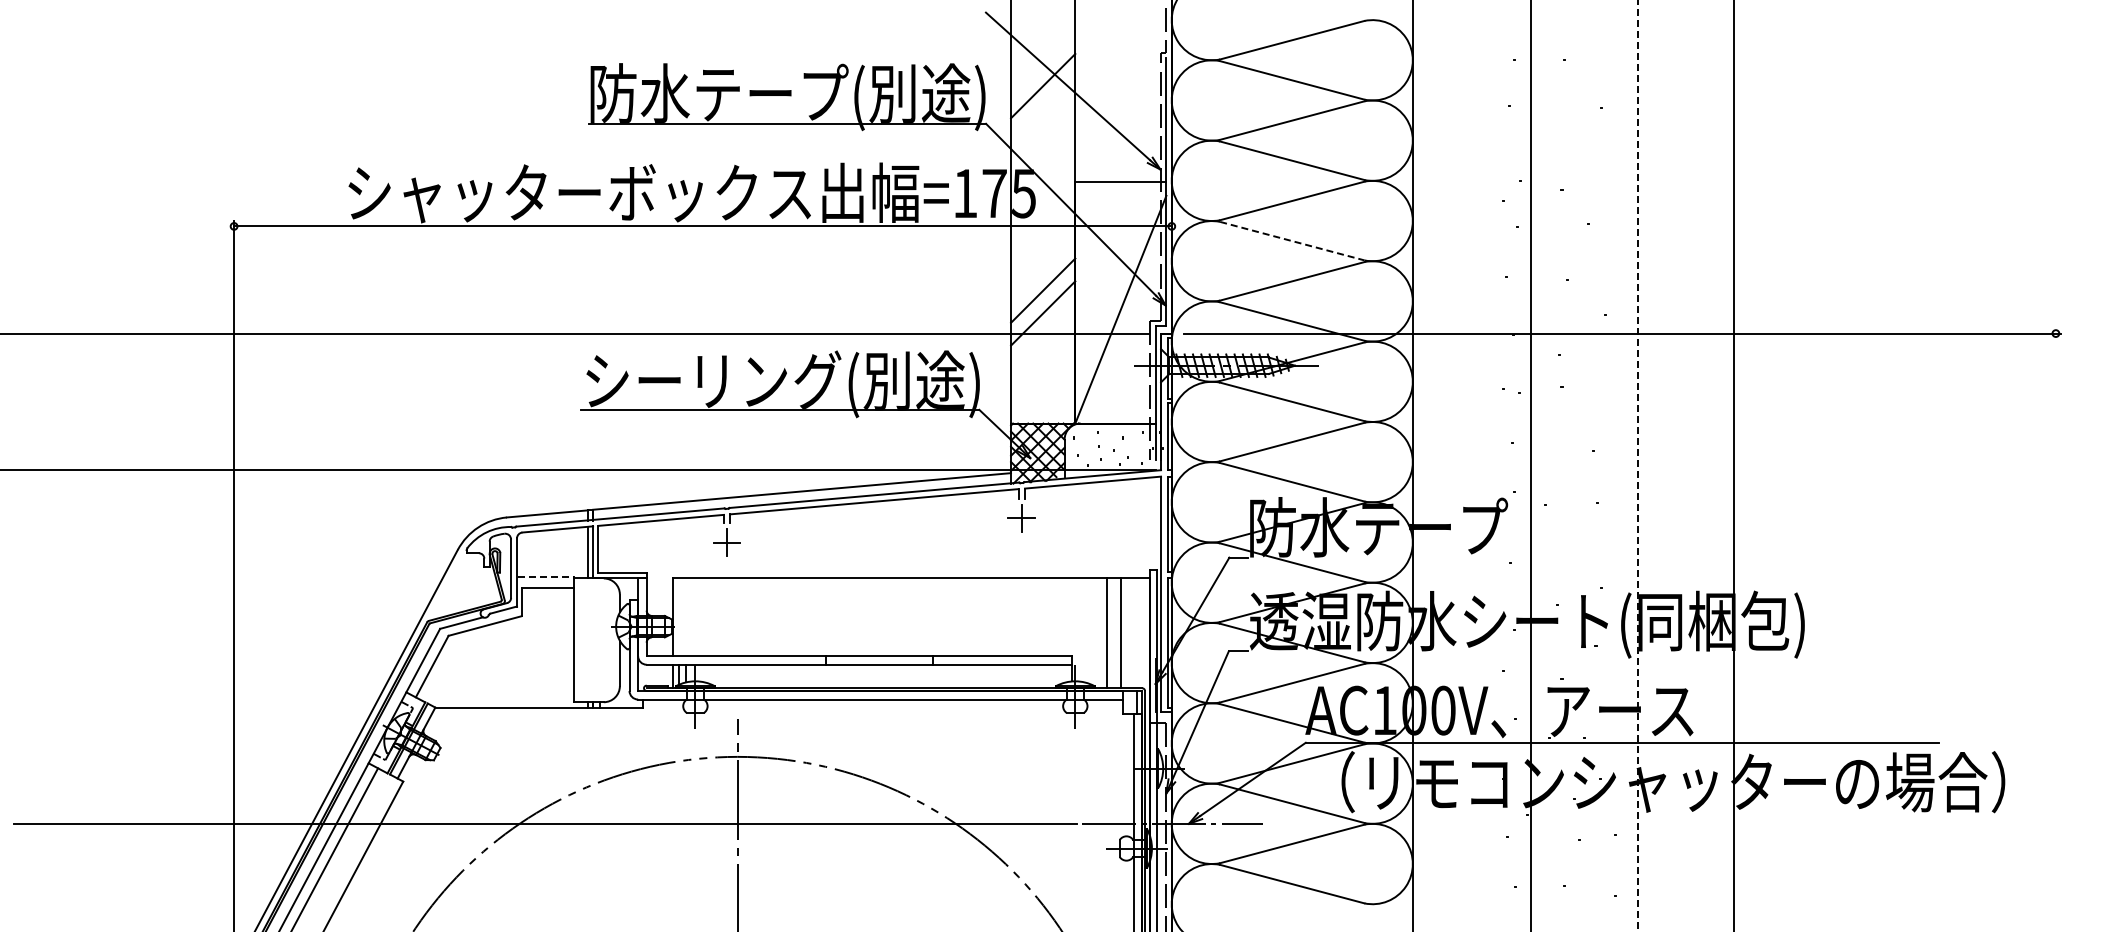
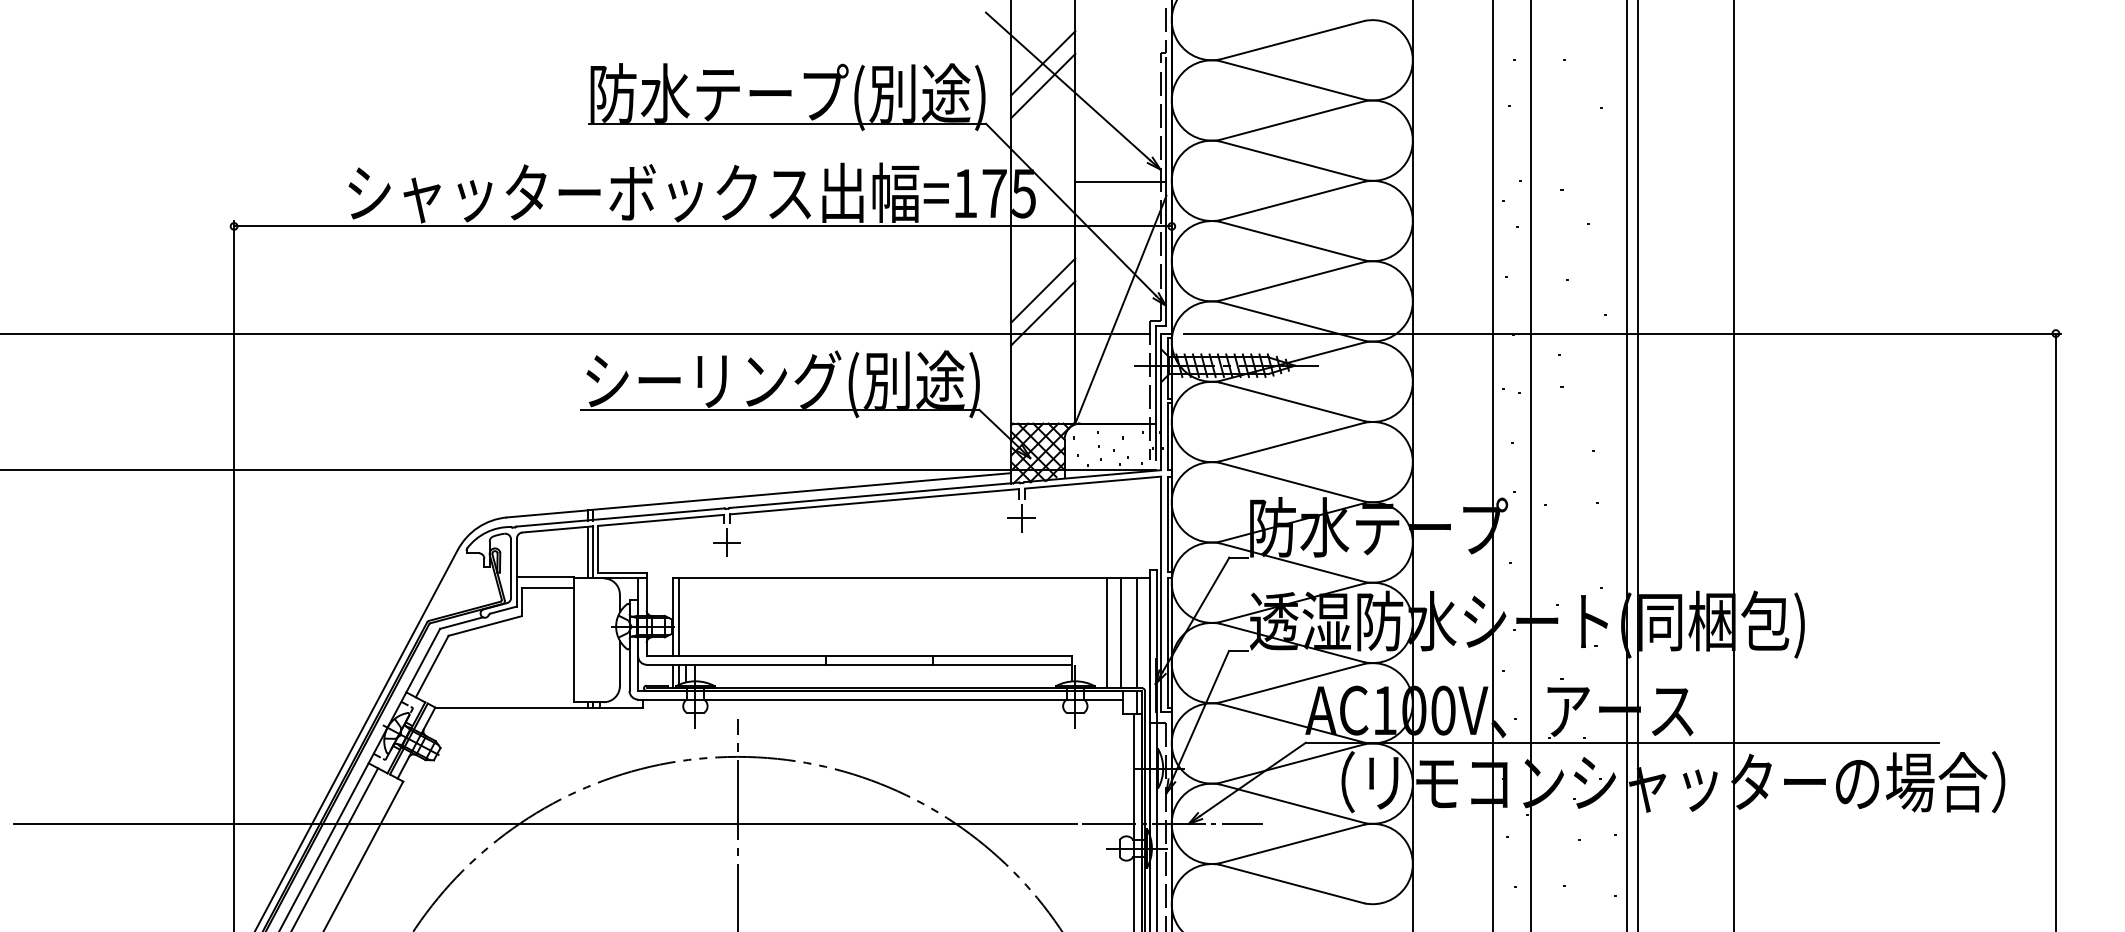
line: none -> present (1043, 63)
line: dashed -> solid (1292, 241)
line: none -> present (1493, 465)
line: none -> present (1627, 465)
line: dashed -> solid (1637, 466)
line: dashed -> solid (546, 577)
line: none -> present (679, 617)
line: none -> present (2055, 630)
line: none -> present (1136, 633)
